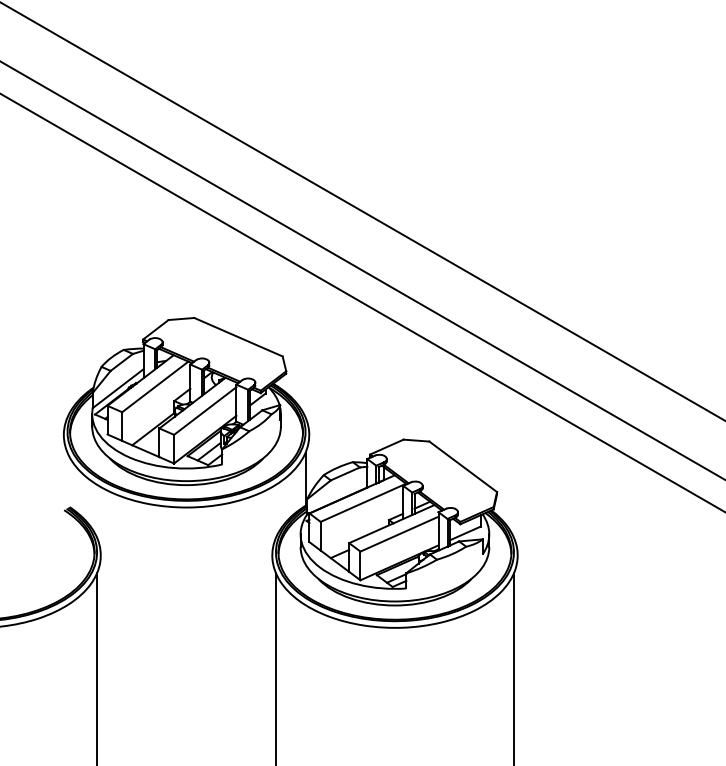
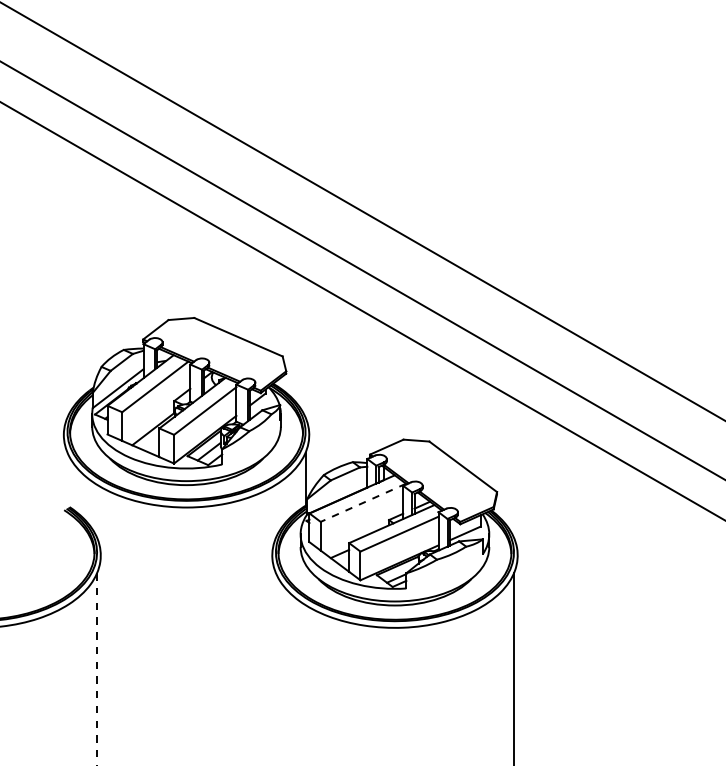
line position: (362, 302) -> (362, 310) (362, 310)
line: solid -> dashed (363, 502)
line: present -> none (275, 667)
line: solid -> dashed (97, 669)
